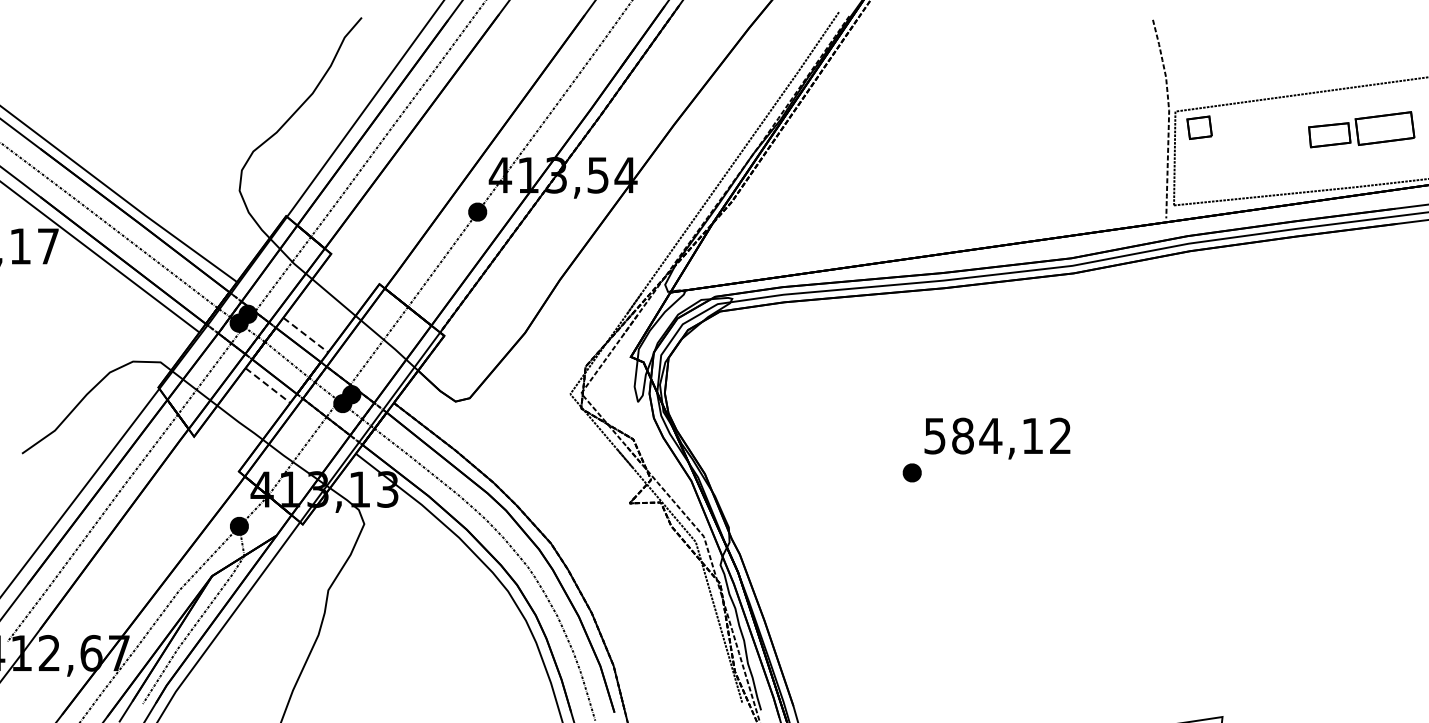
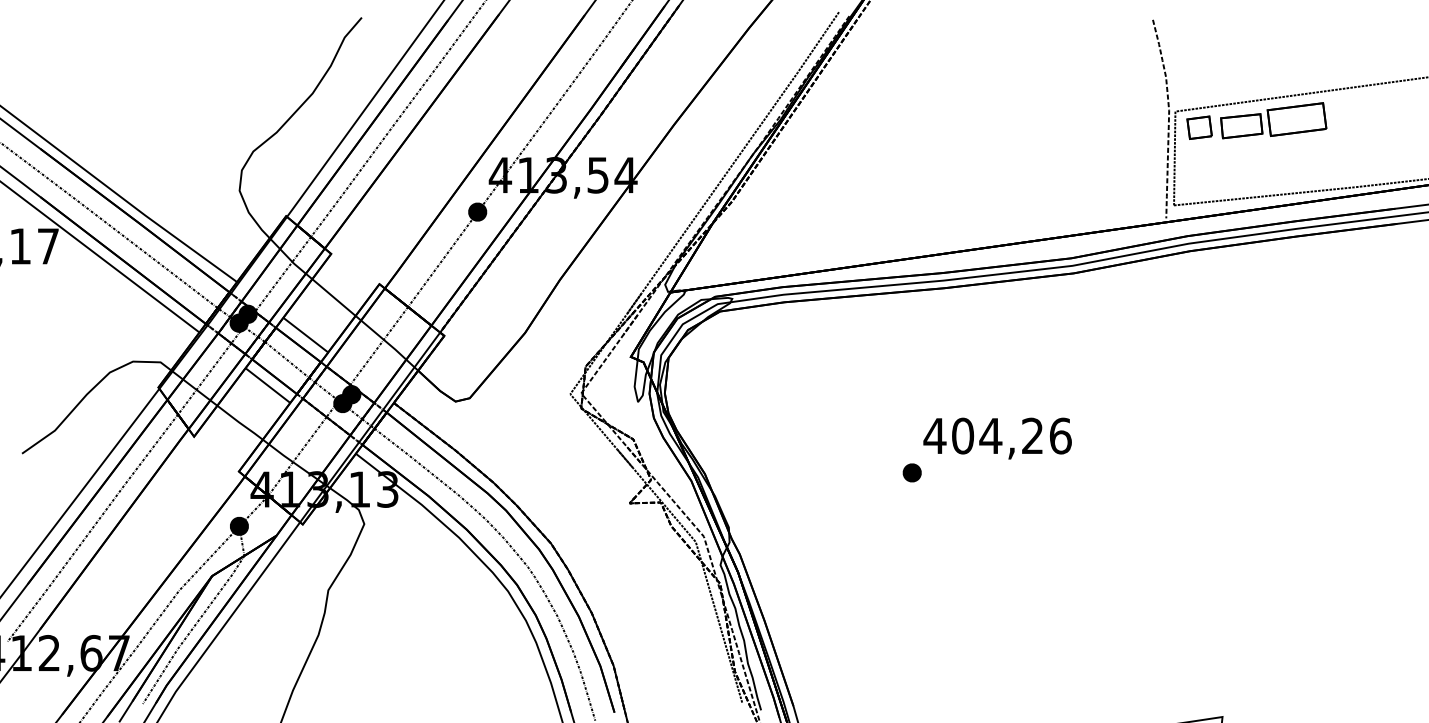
part position: (1361, 129) -> (1273, 120) (1273, 120)
line: dashed -> solid (306, 335)
line: dashed -> solid (268, 385)
text: 584,12 -> 404,26 (997, 435)
